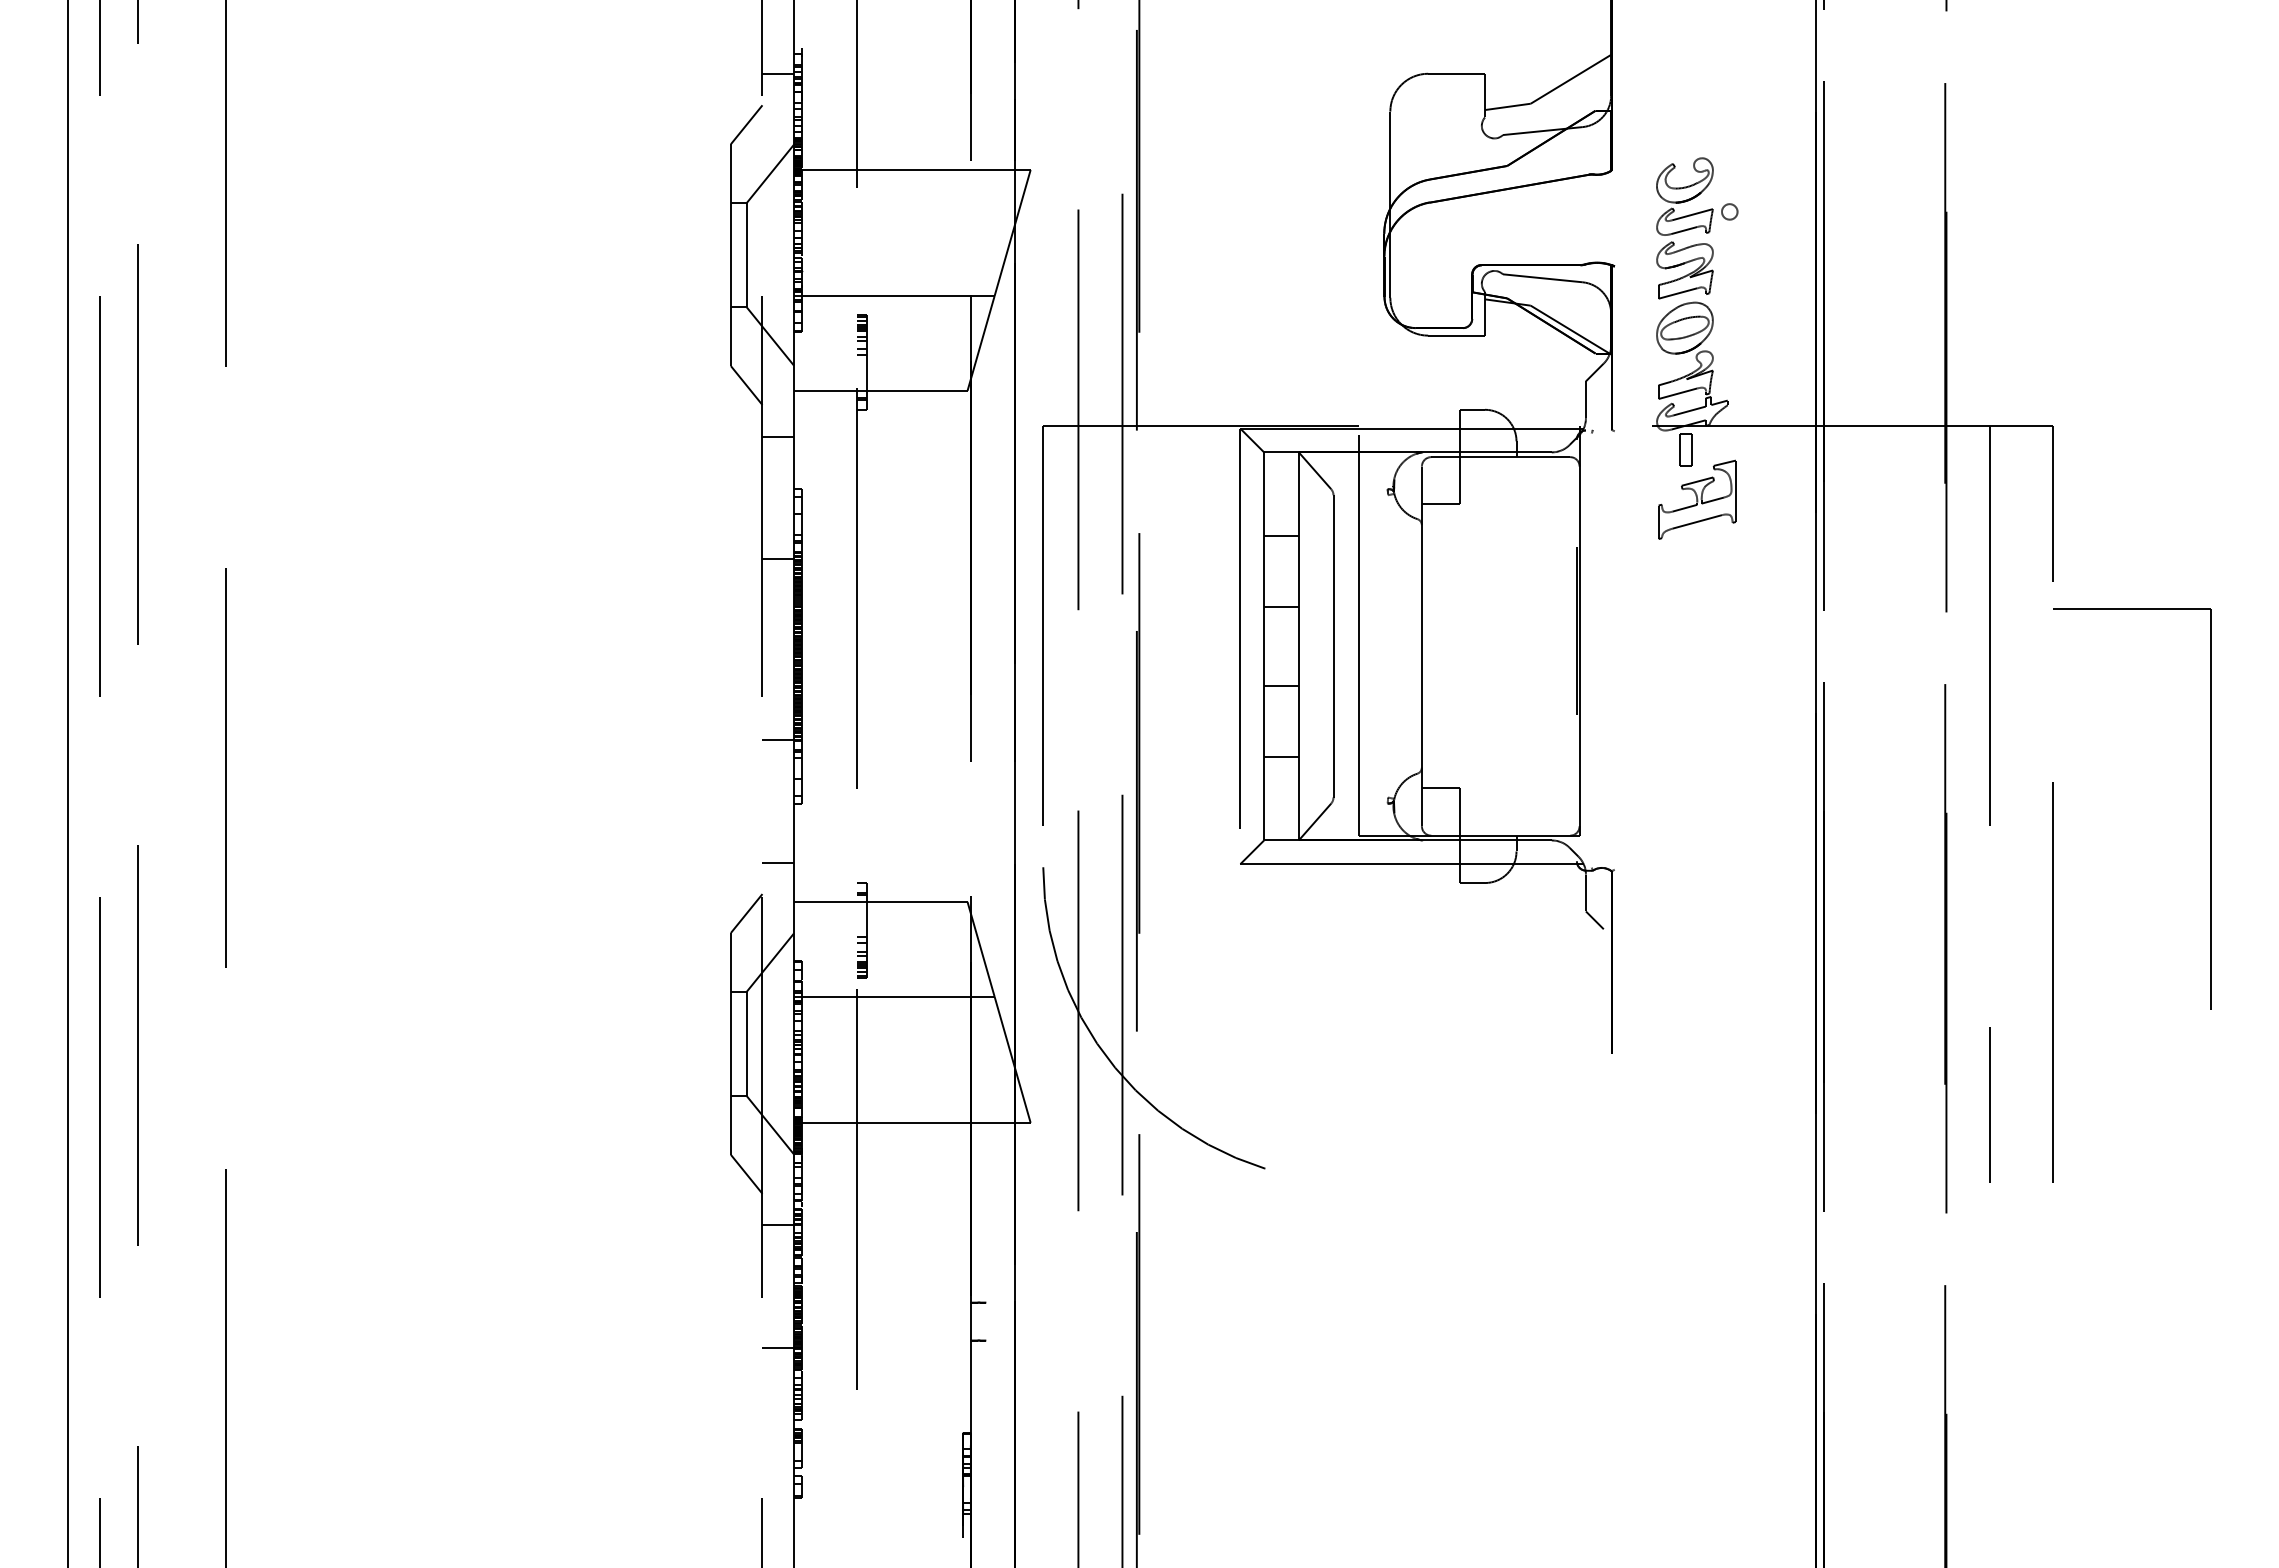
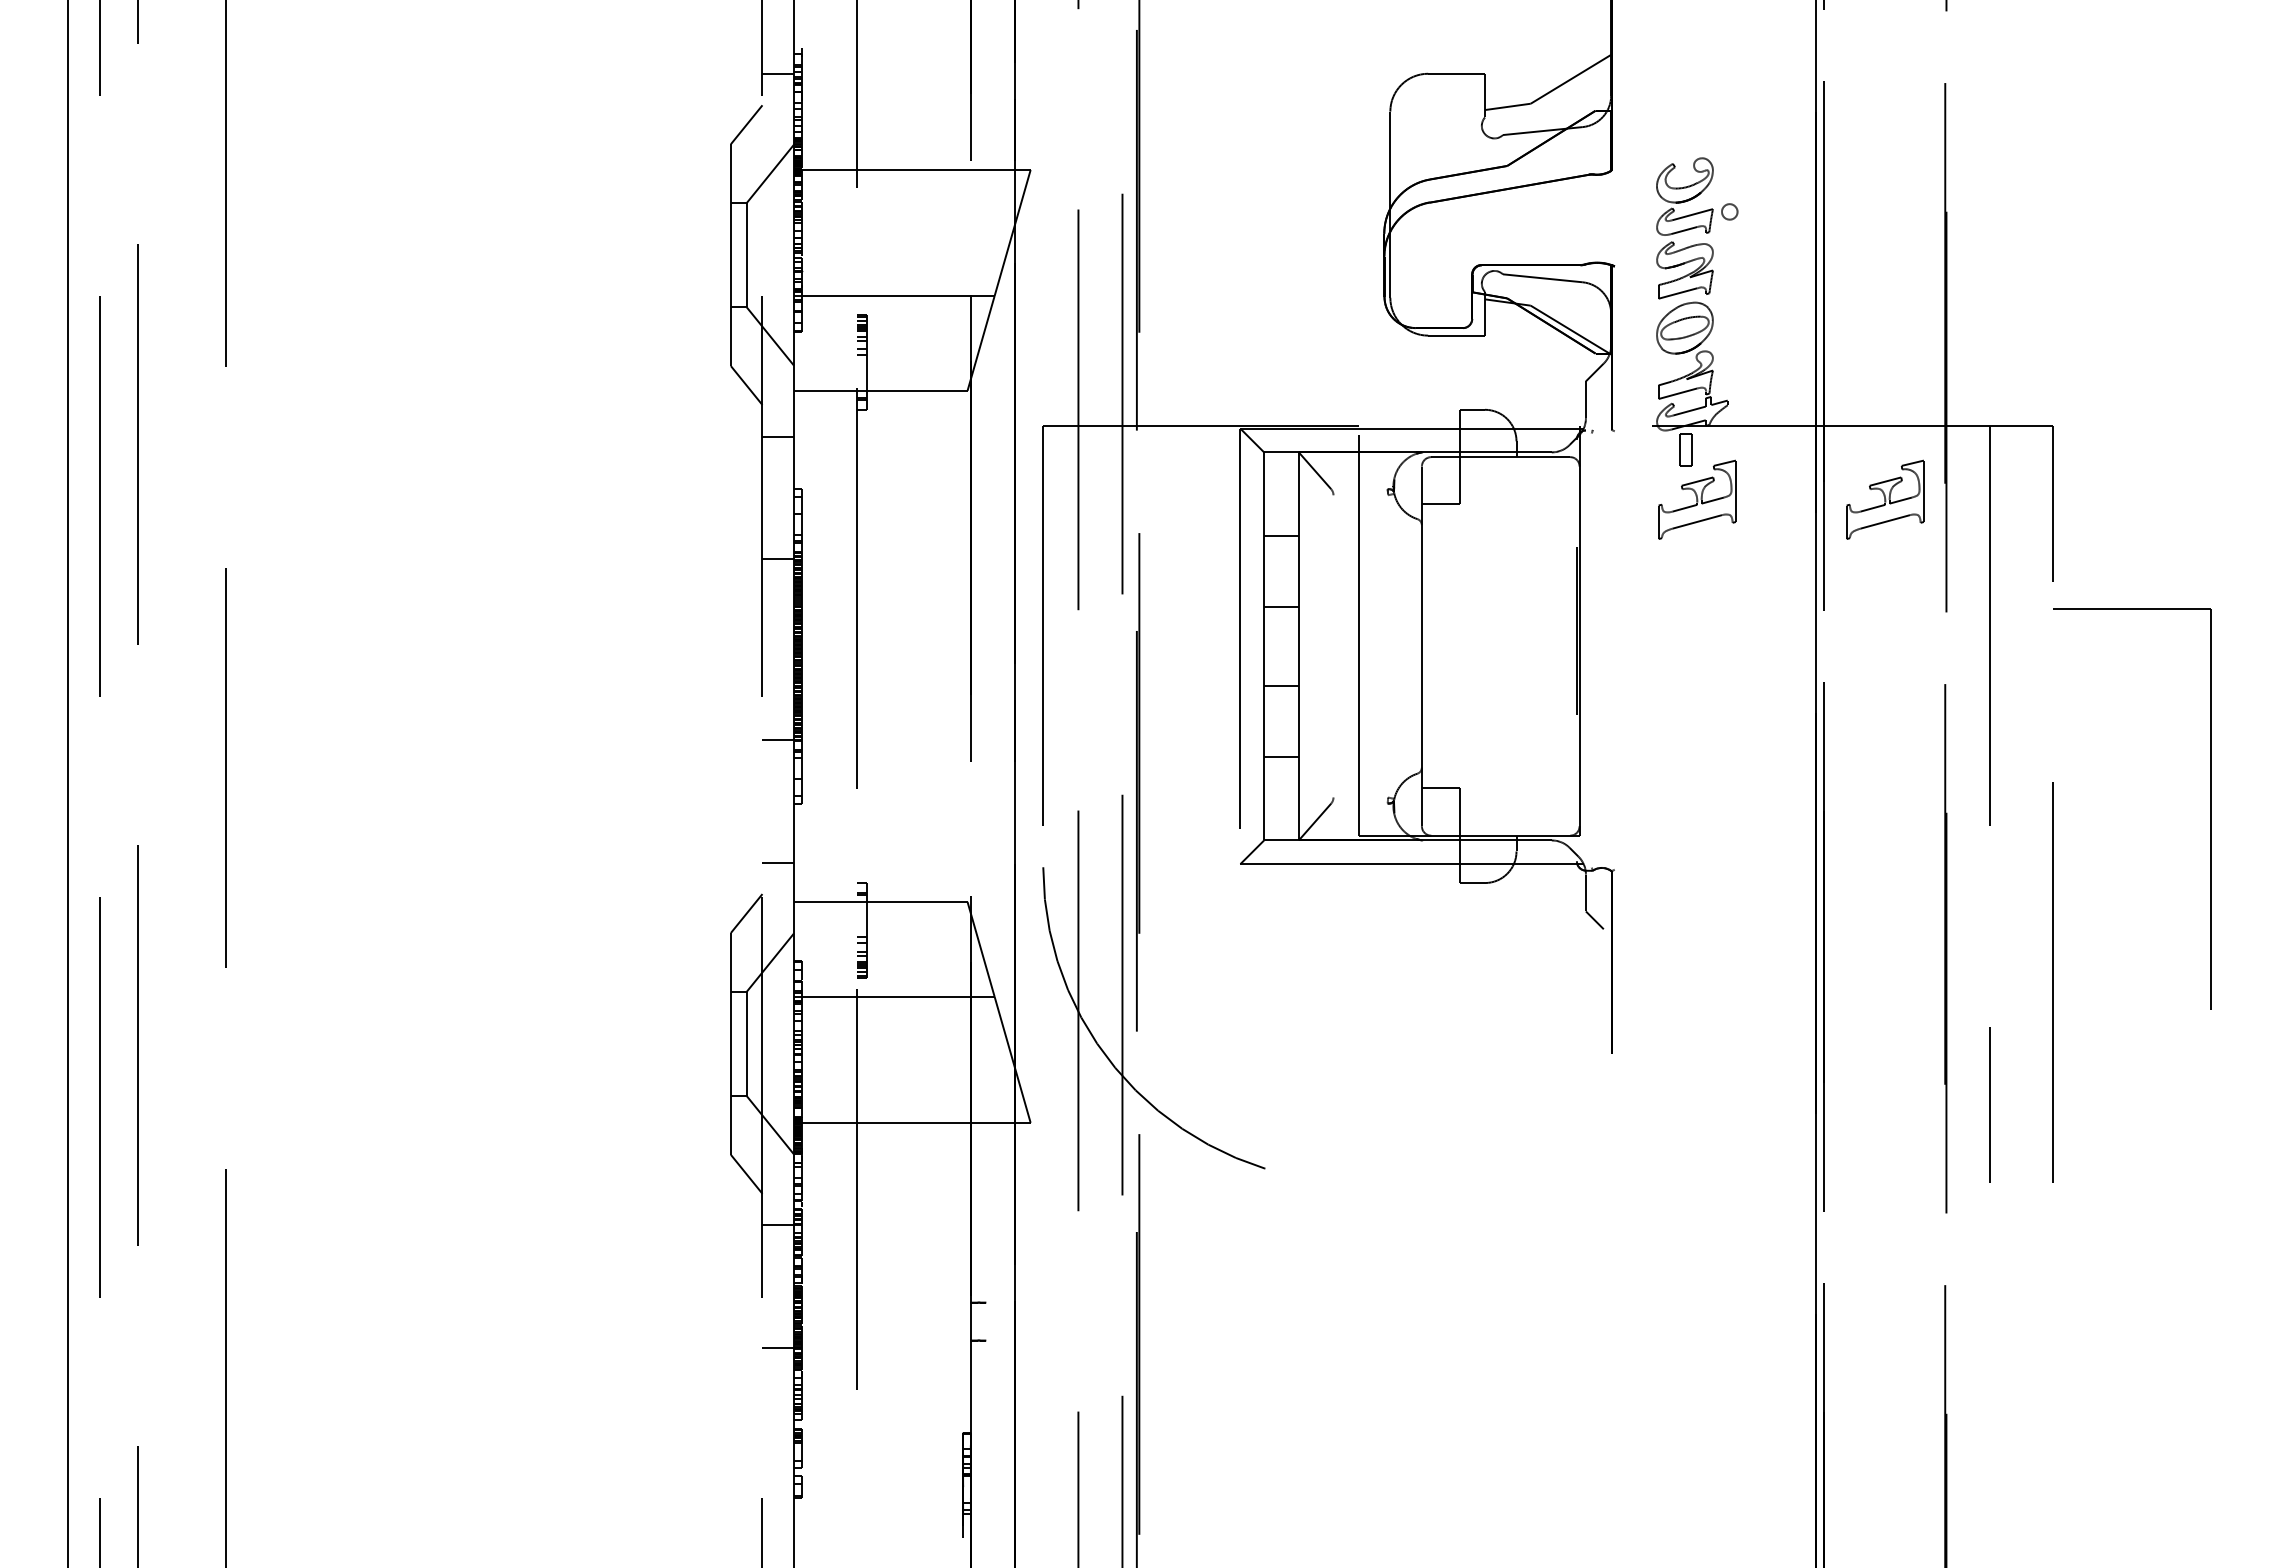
part: none -> present (1885, 499)
line: present -> none (1333, 646)
